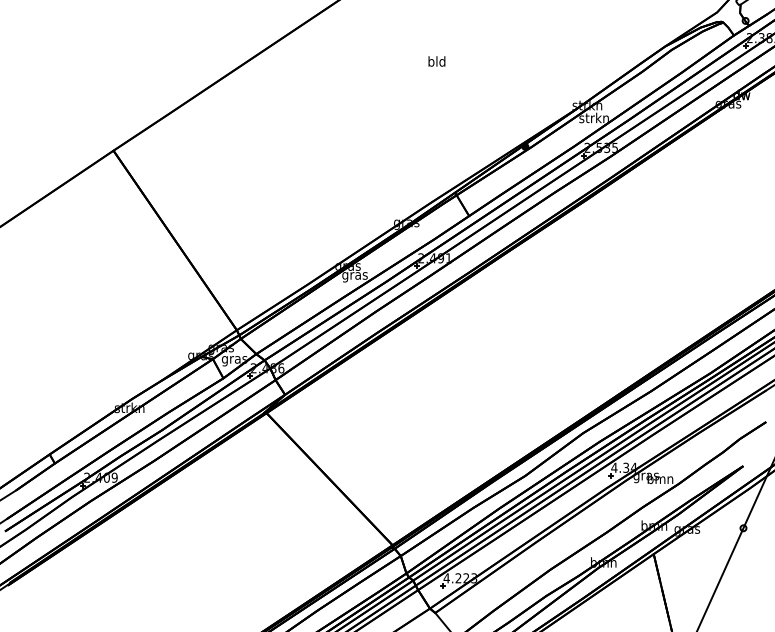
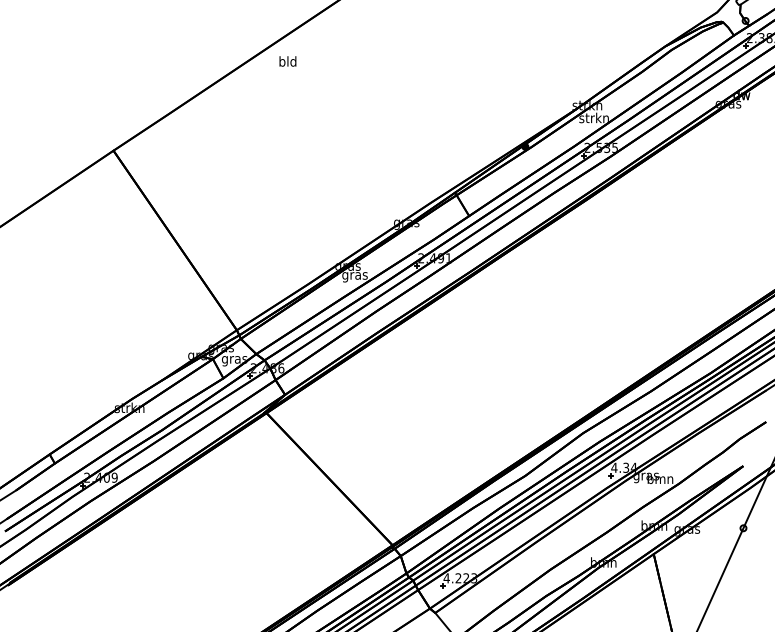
text position: (436, 61) -> (287, 61) (287, 61)
